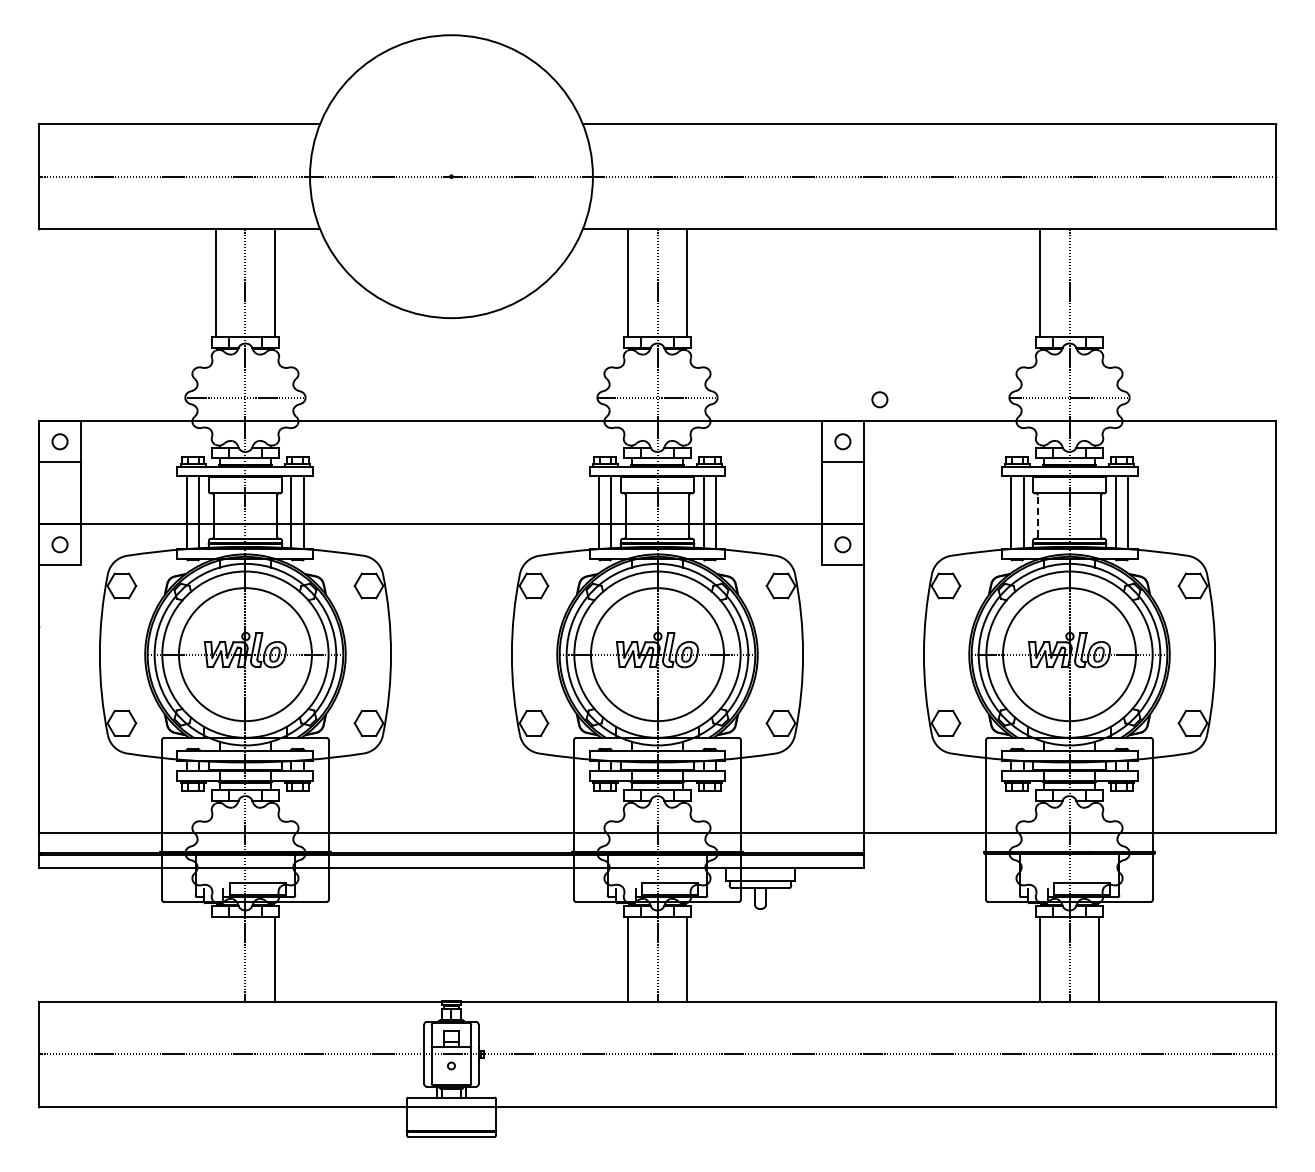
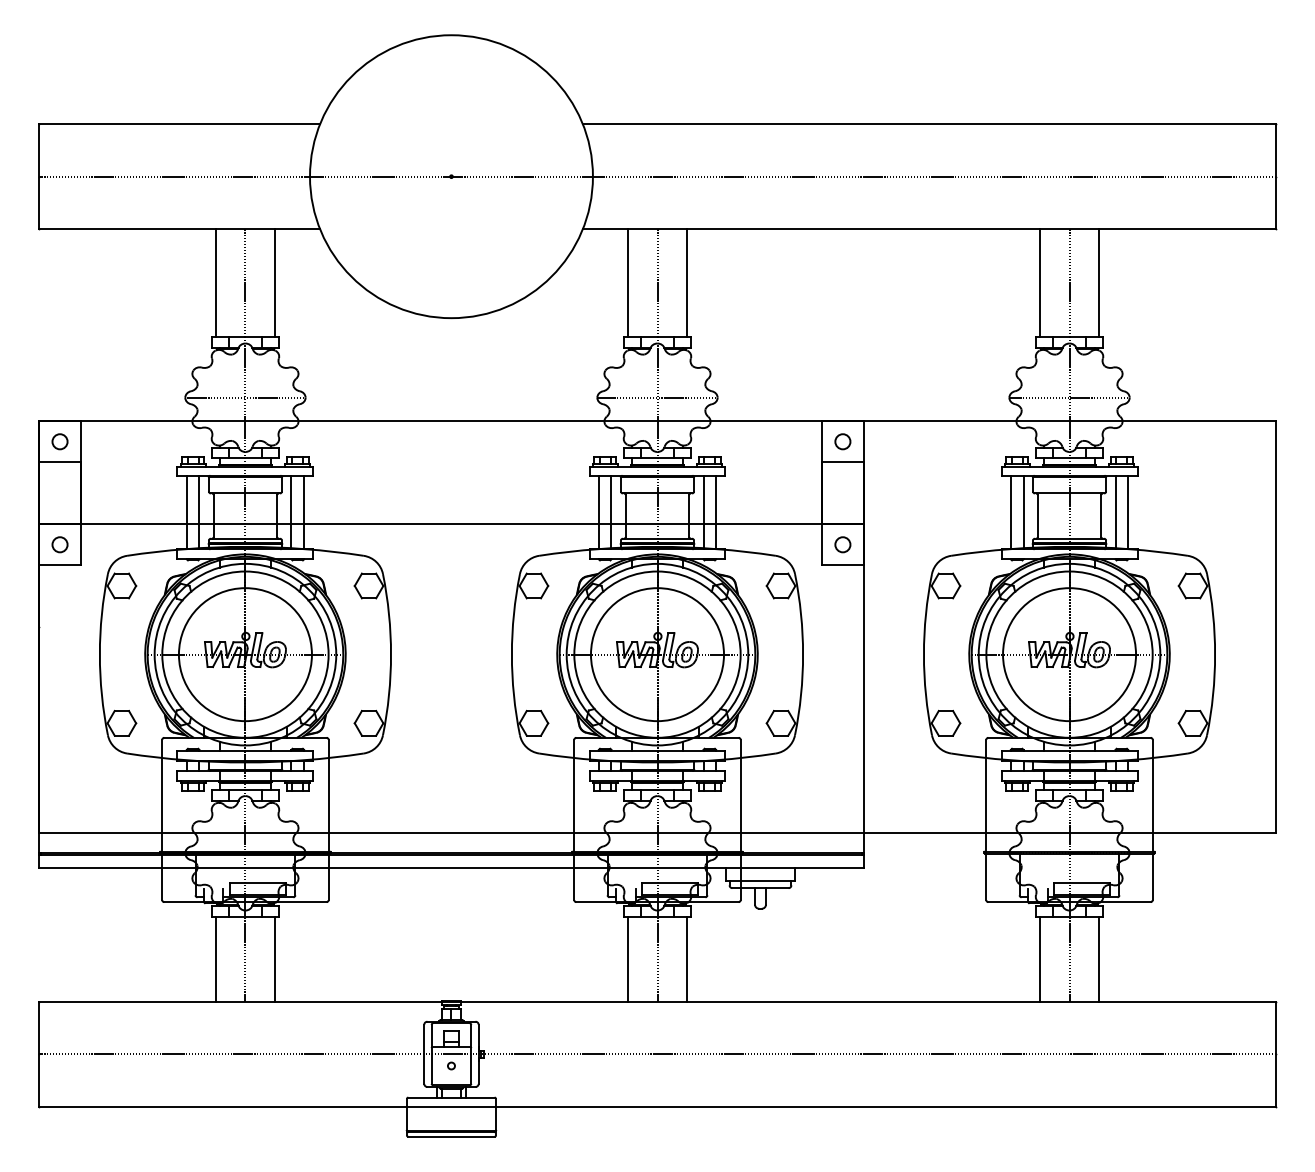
line: none -> present (1098, 282)
circle: present -> none (879, 399)
line: dashed -> solid (1037, 516)
line: none -> present (216, 959)
